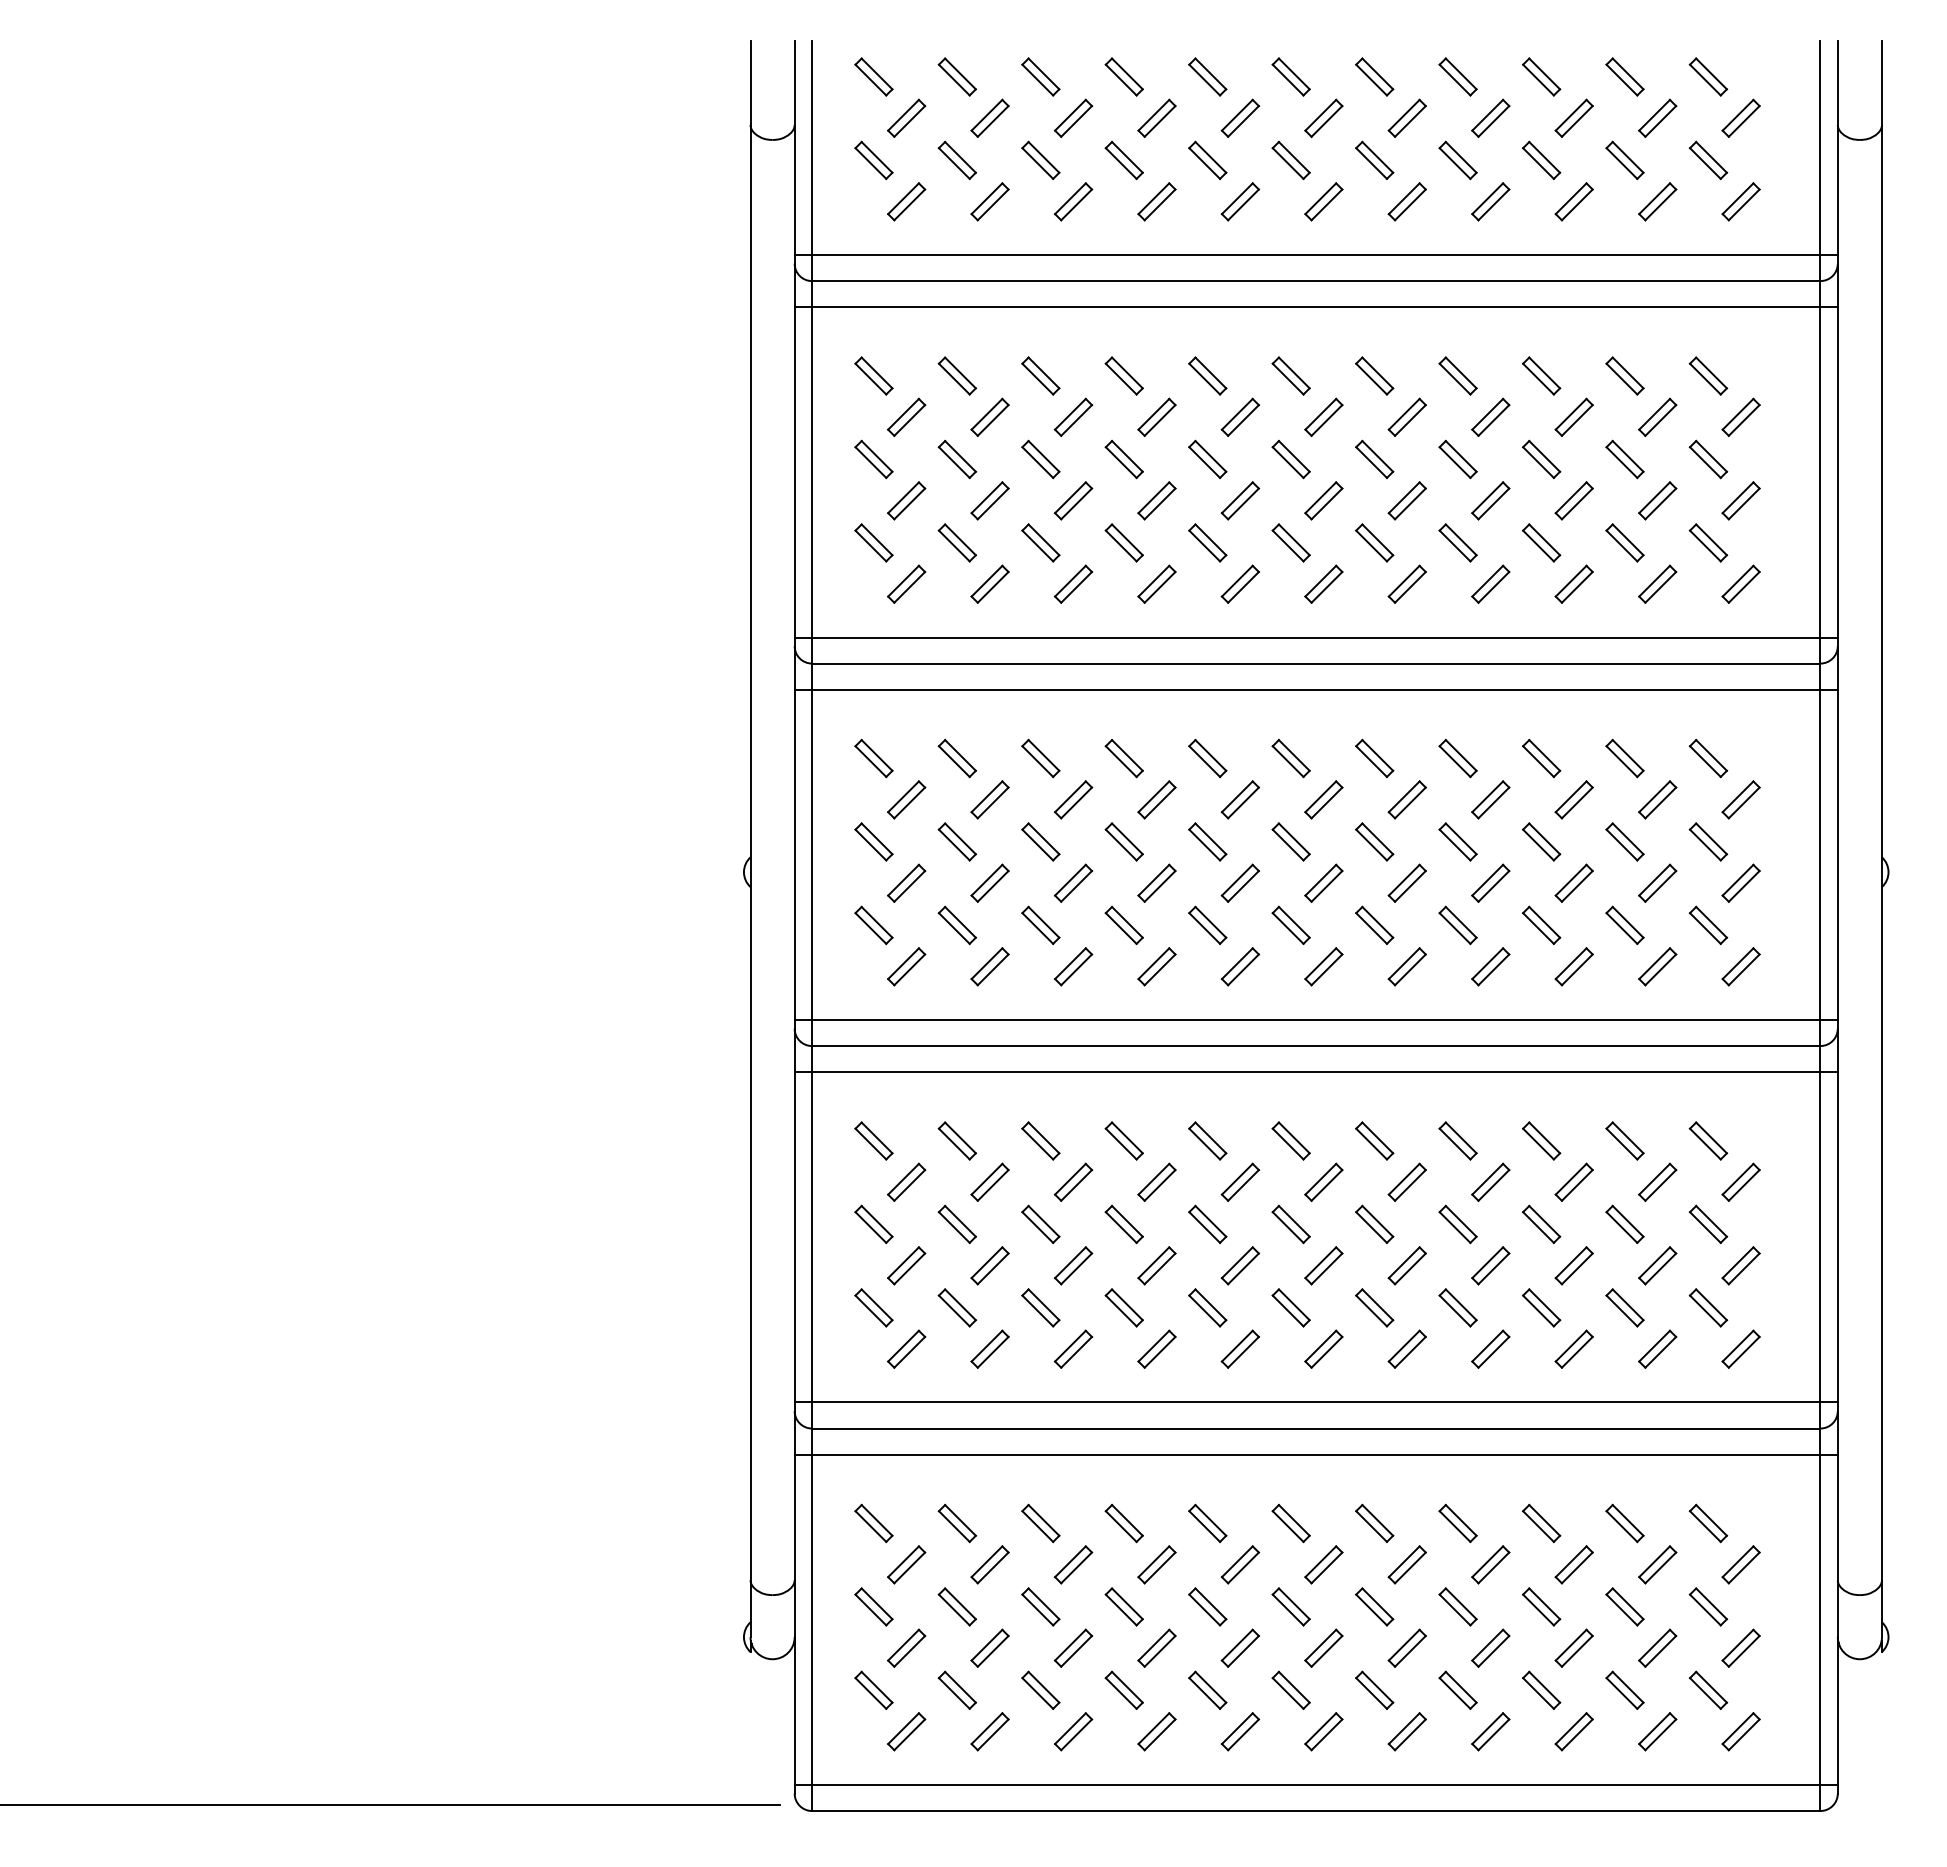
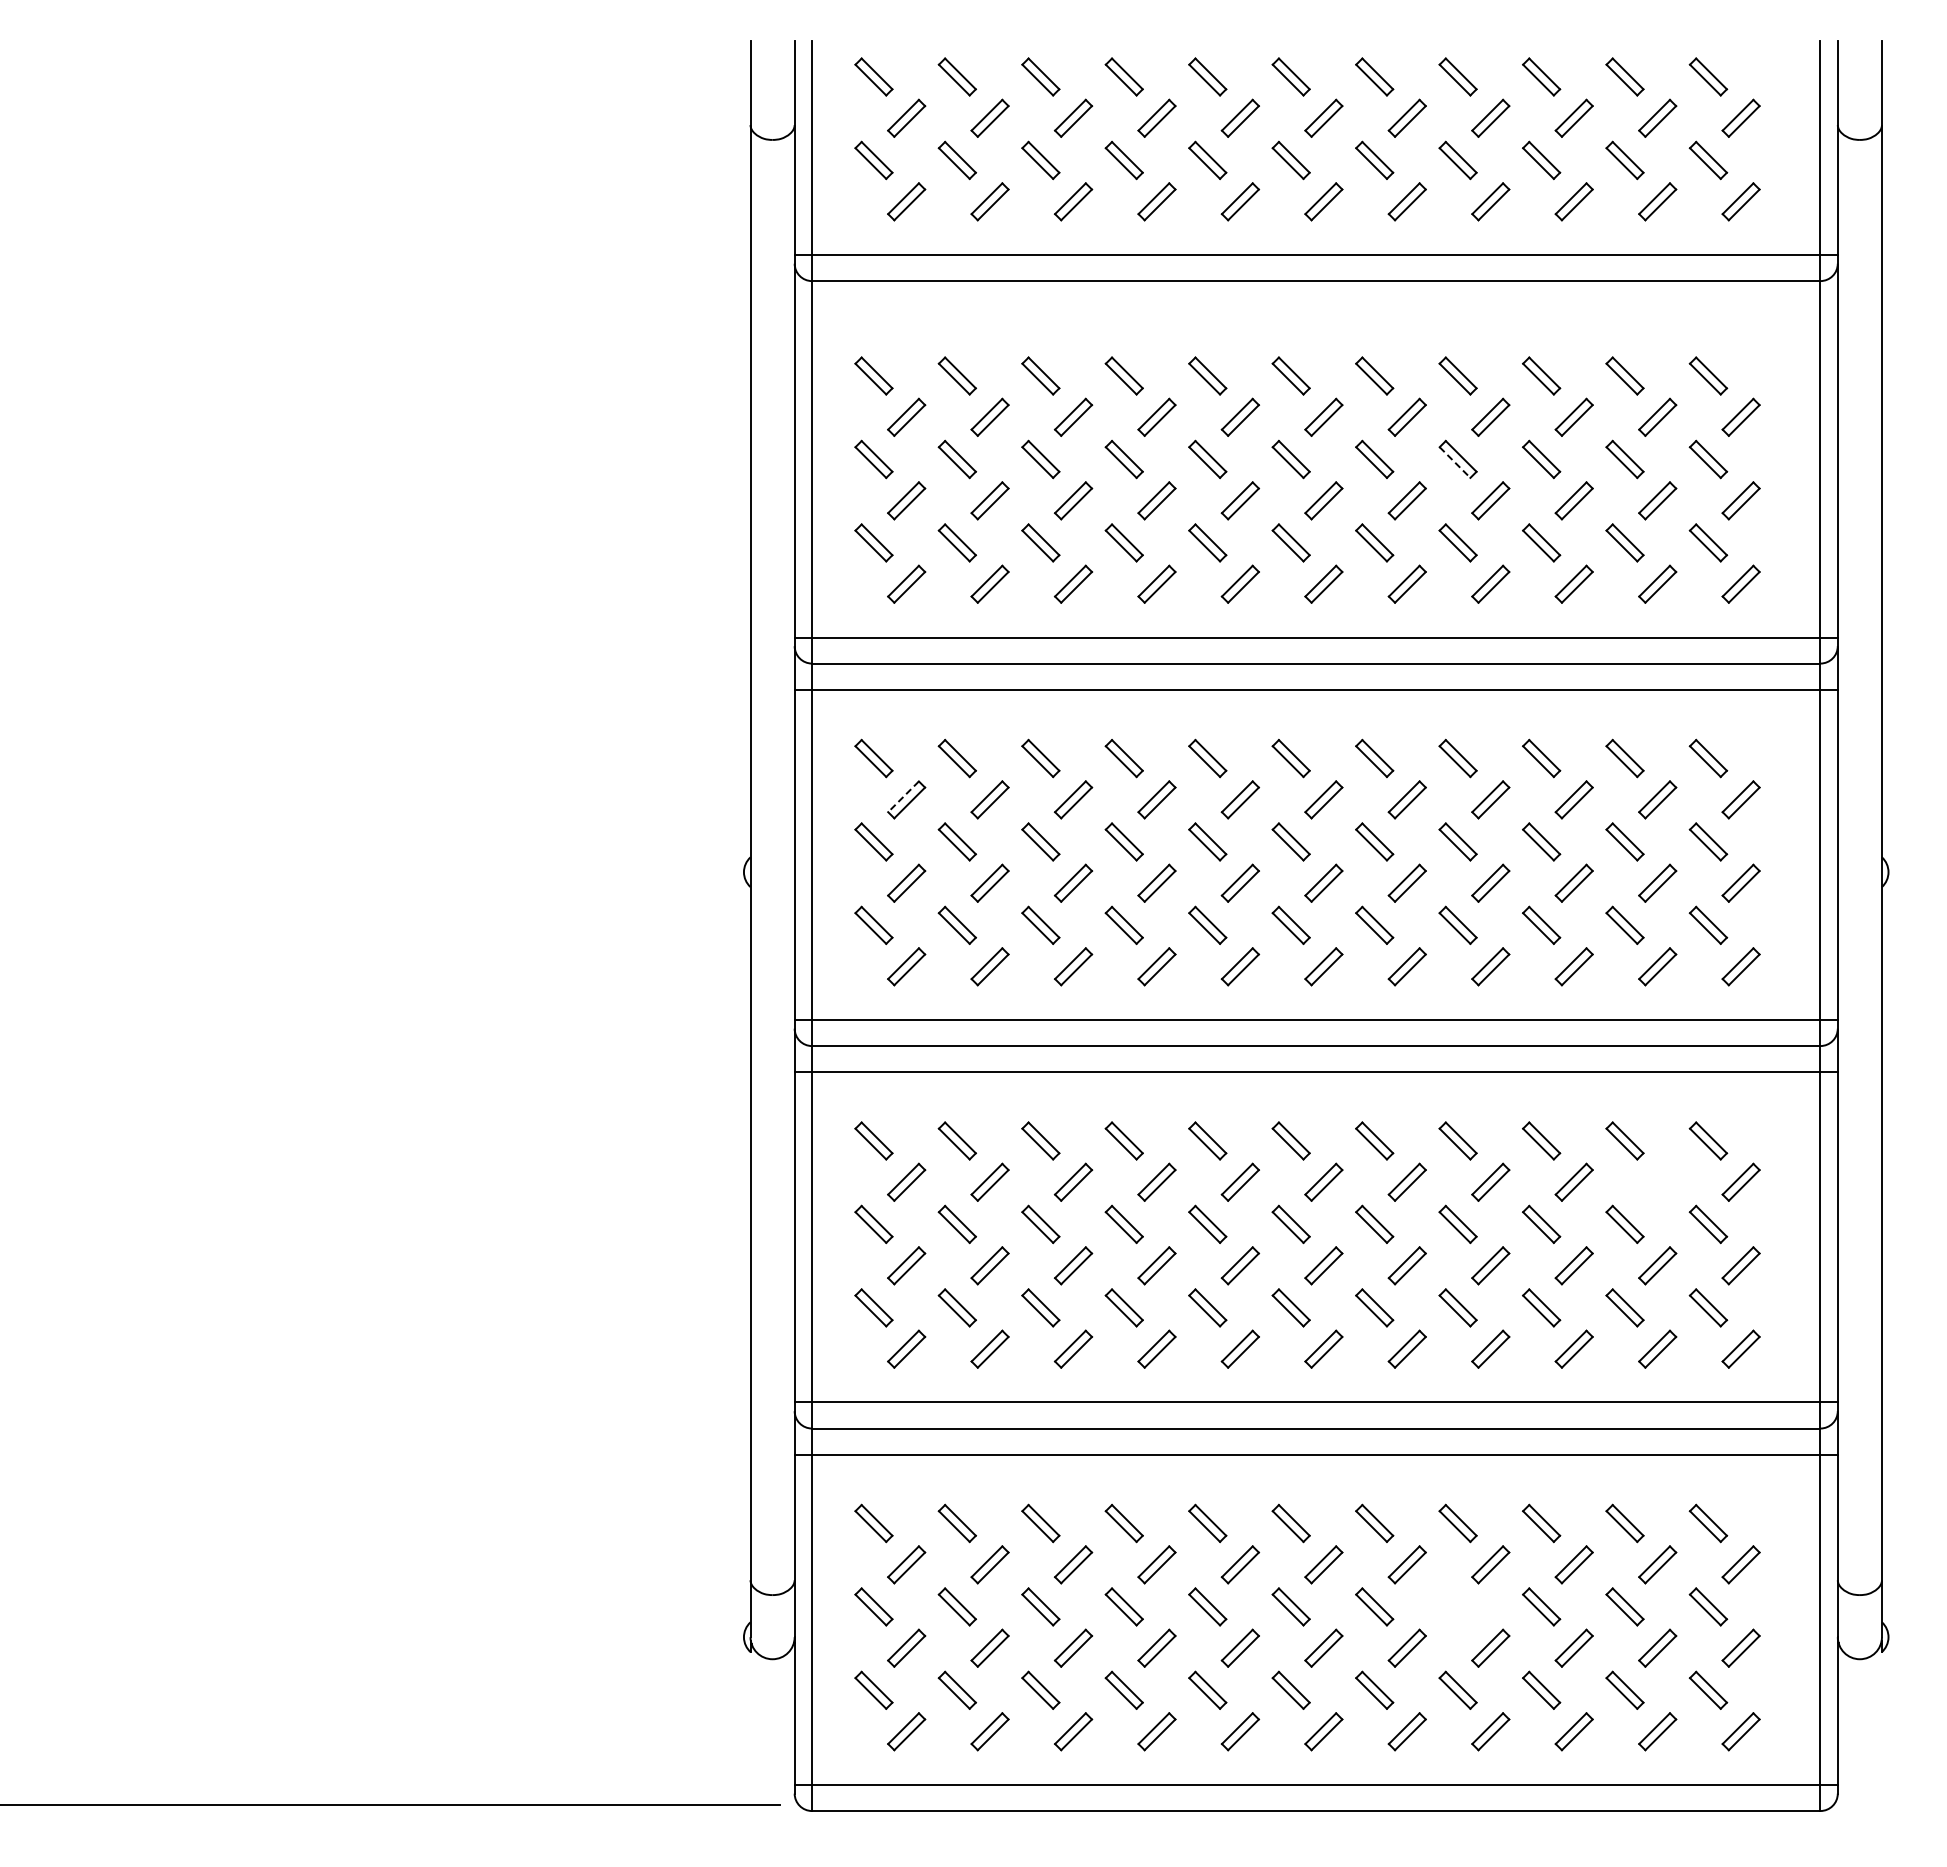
line: present -> none (1315, 307)
line: solid -> dashed (1455, 462)
line: solid -> dashed (903, 796)
part: present -> none (1657, 1181)
part: present -> none (1457, 1606)
